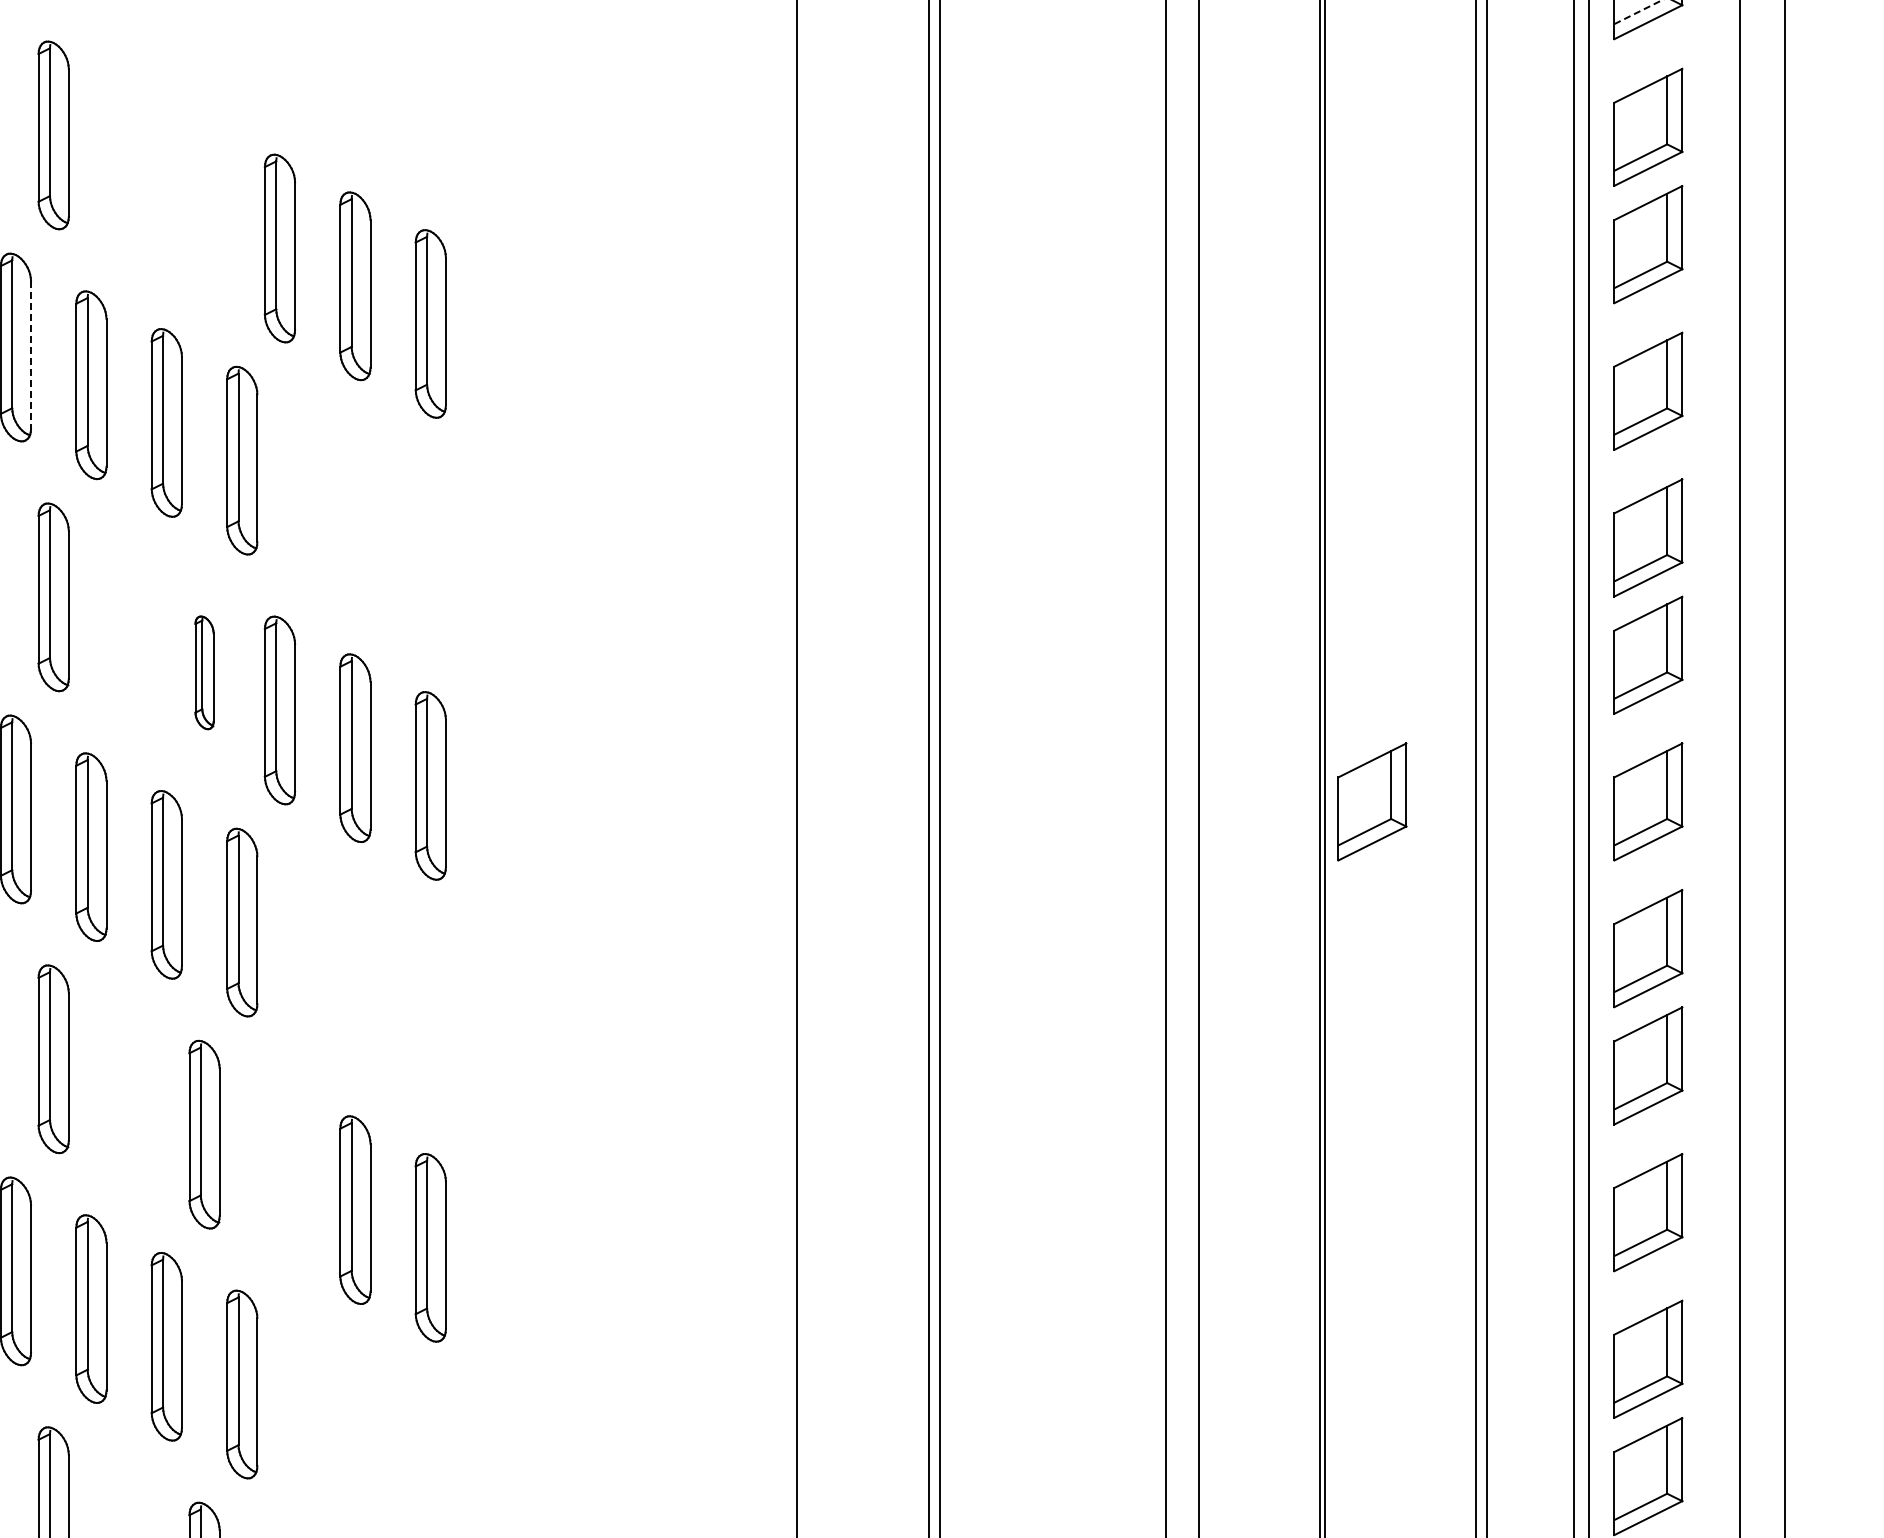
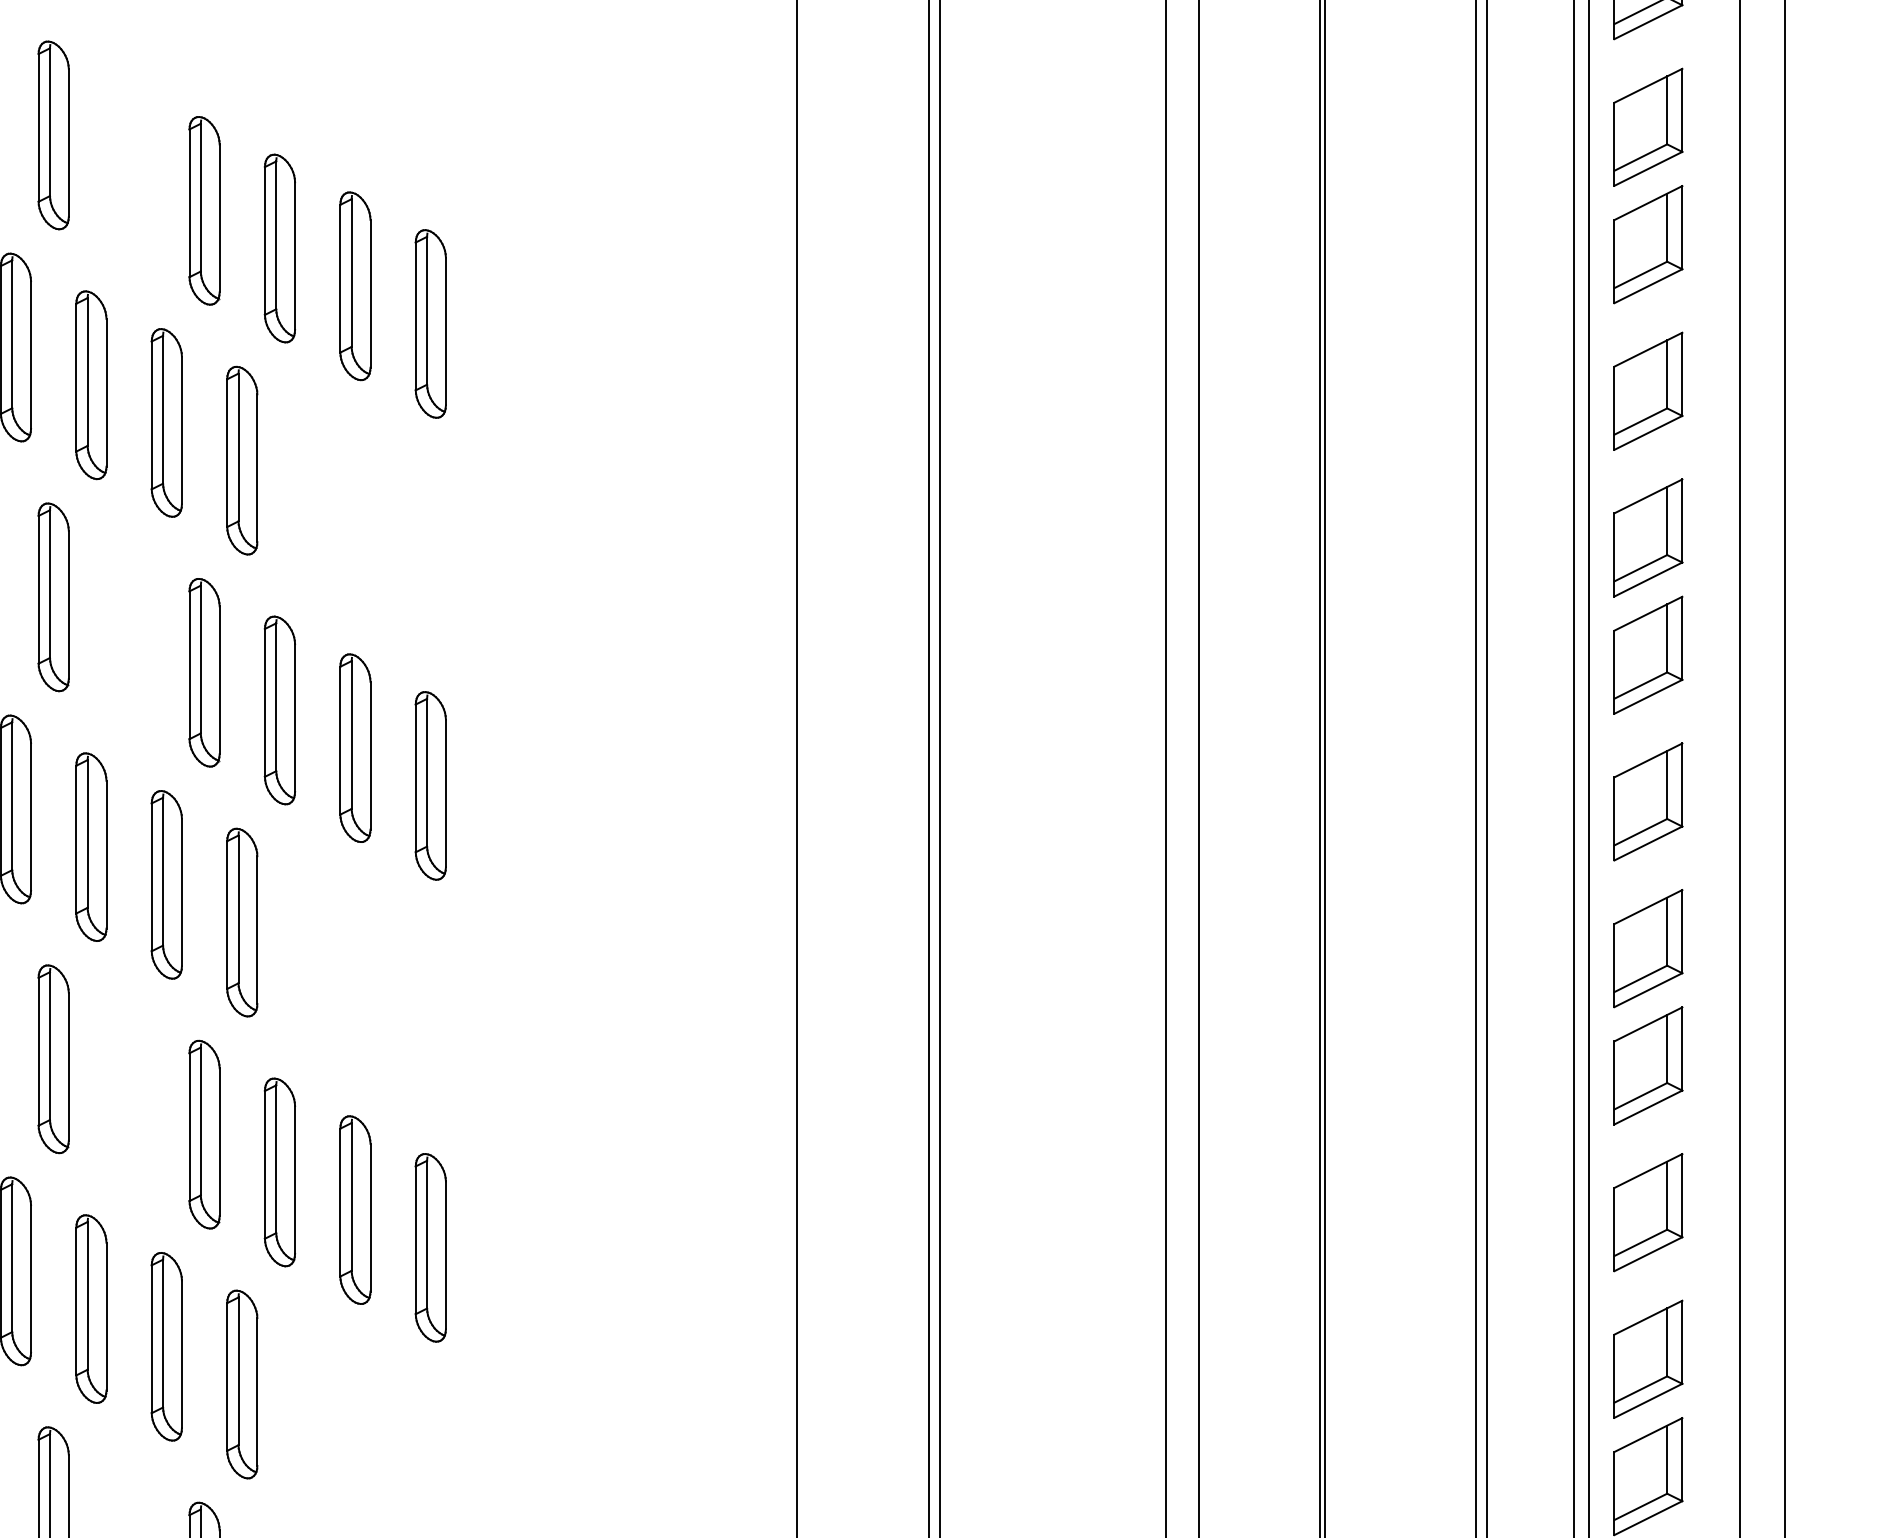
line: dashed -> solid (1638, 12)
part: none -> present (204, 210)
line: dashed -> solid (31, 355)
part size: 21x116 px -> 33x190 px (204, 672)
part: present -> none (1372, 801)
part: none -> present (279, 1172)
